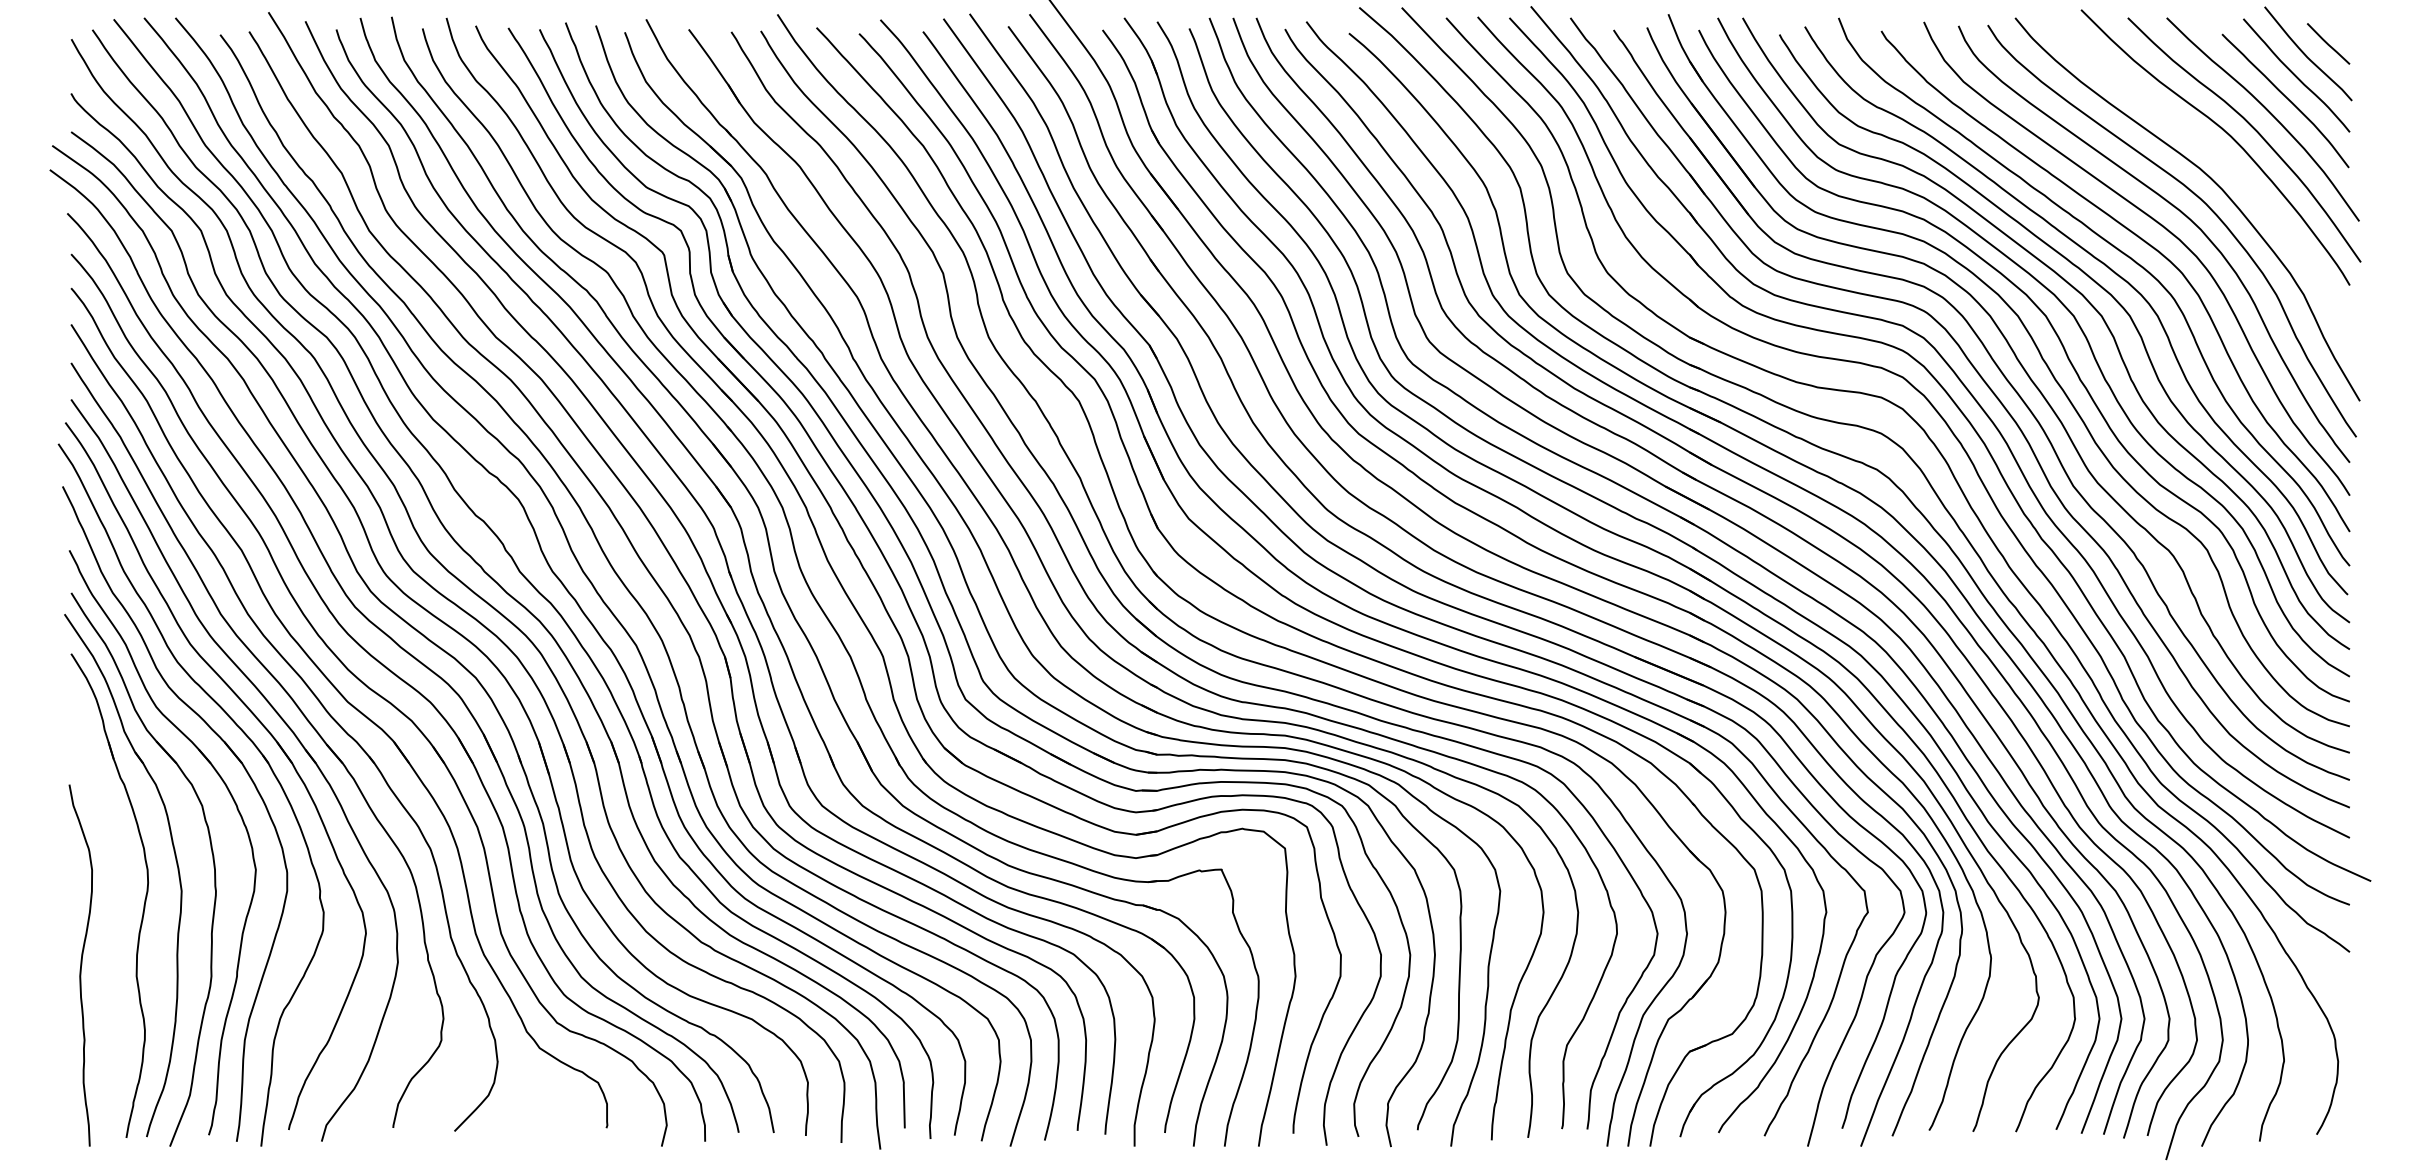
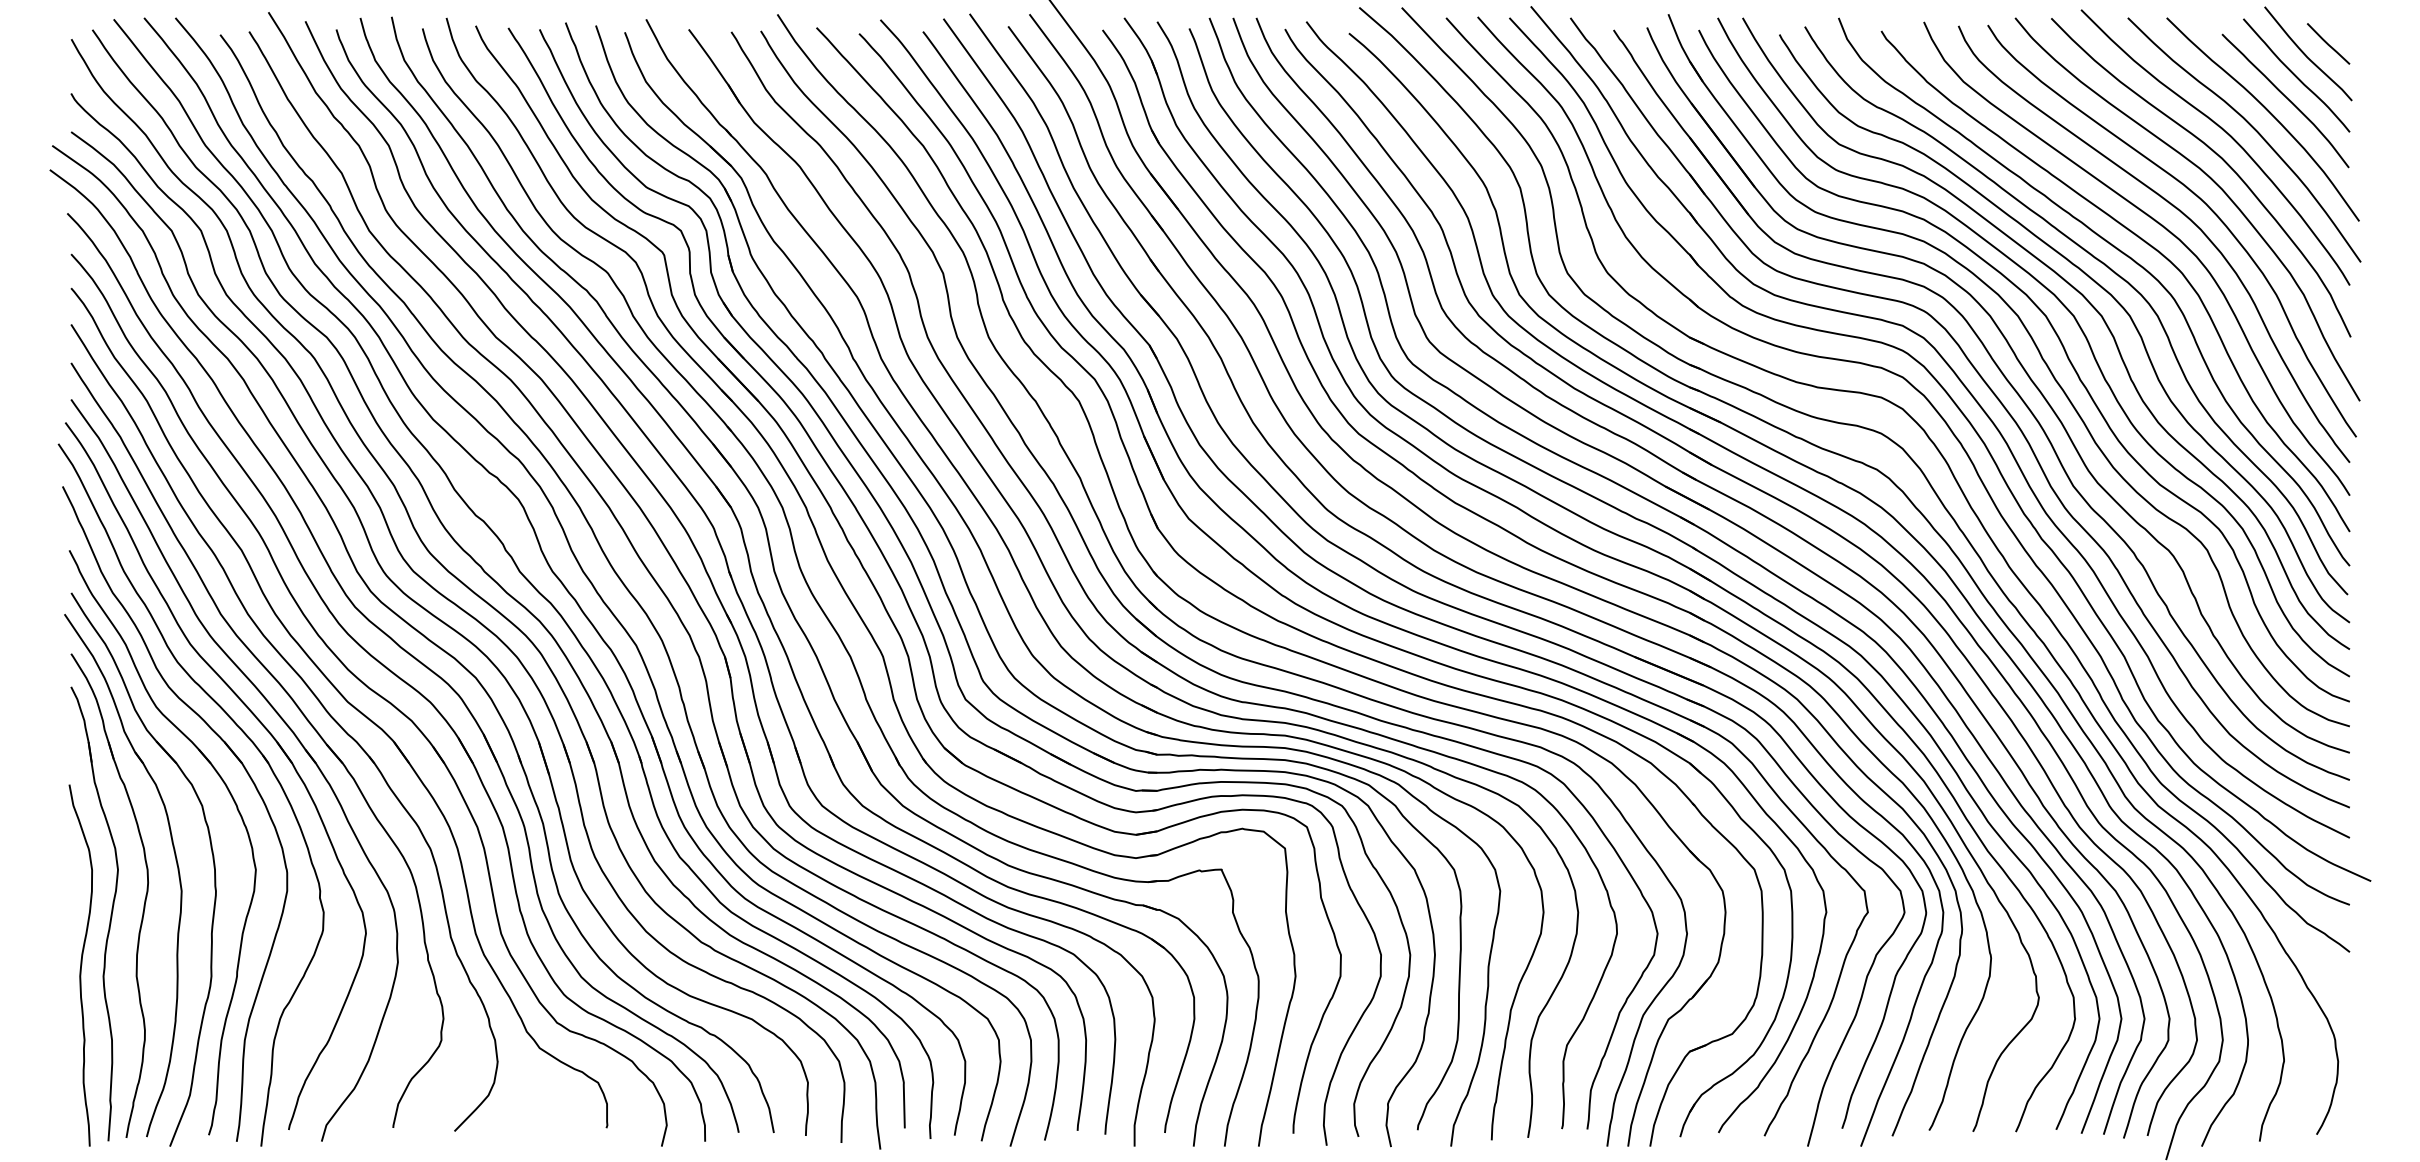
curve: none -> present (2220, 158)
part: none -> present (110, 914)
